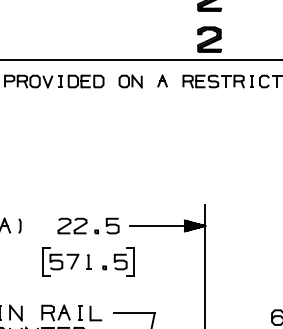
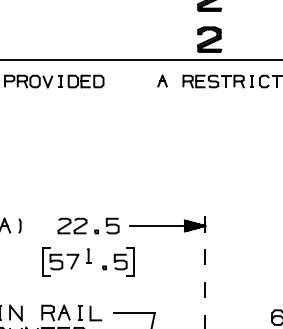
part: present -> none (130, 81)
part position: (88, 261) -> (88, 255) (88, 255)
line: solid -> dashed (205, 266)
